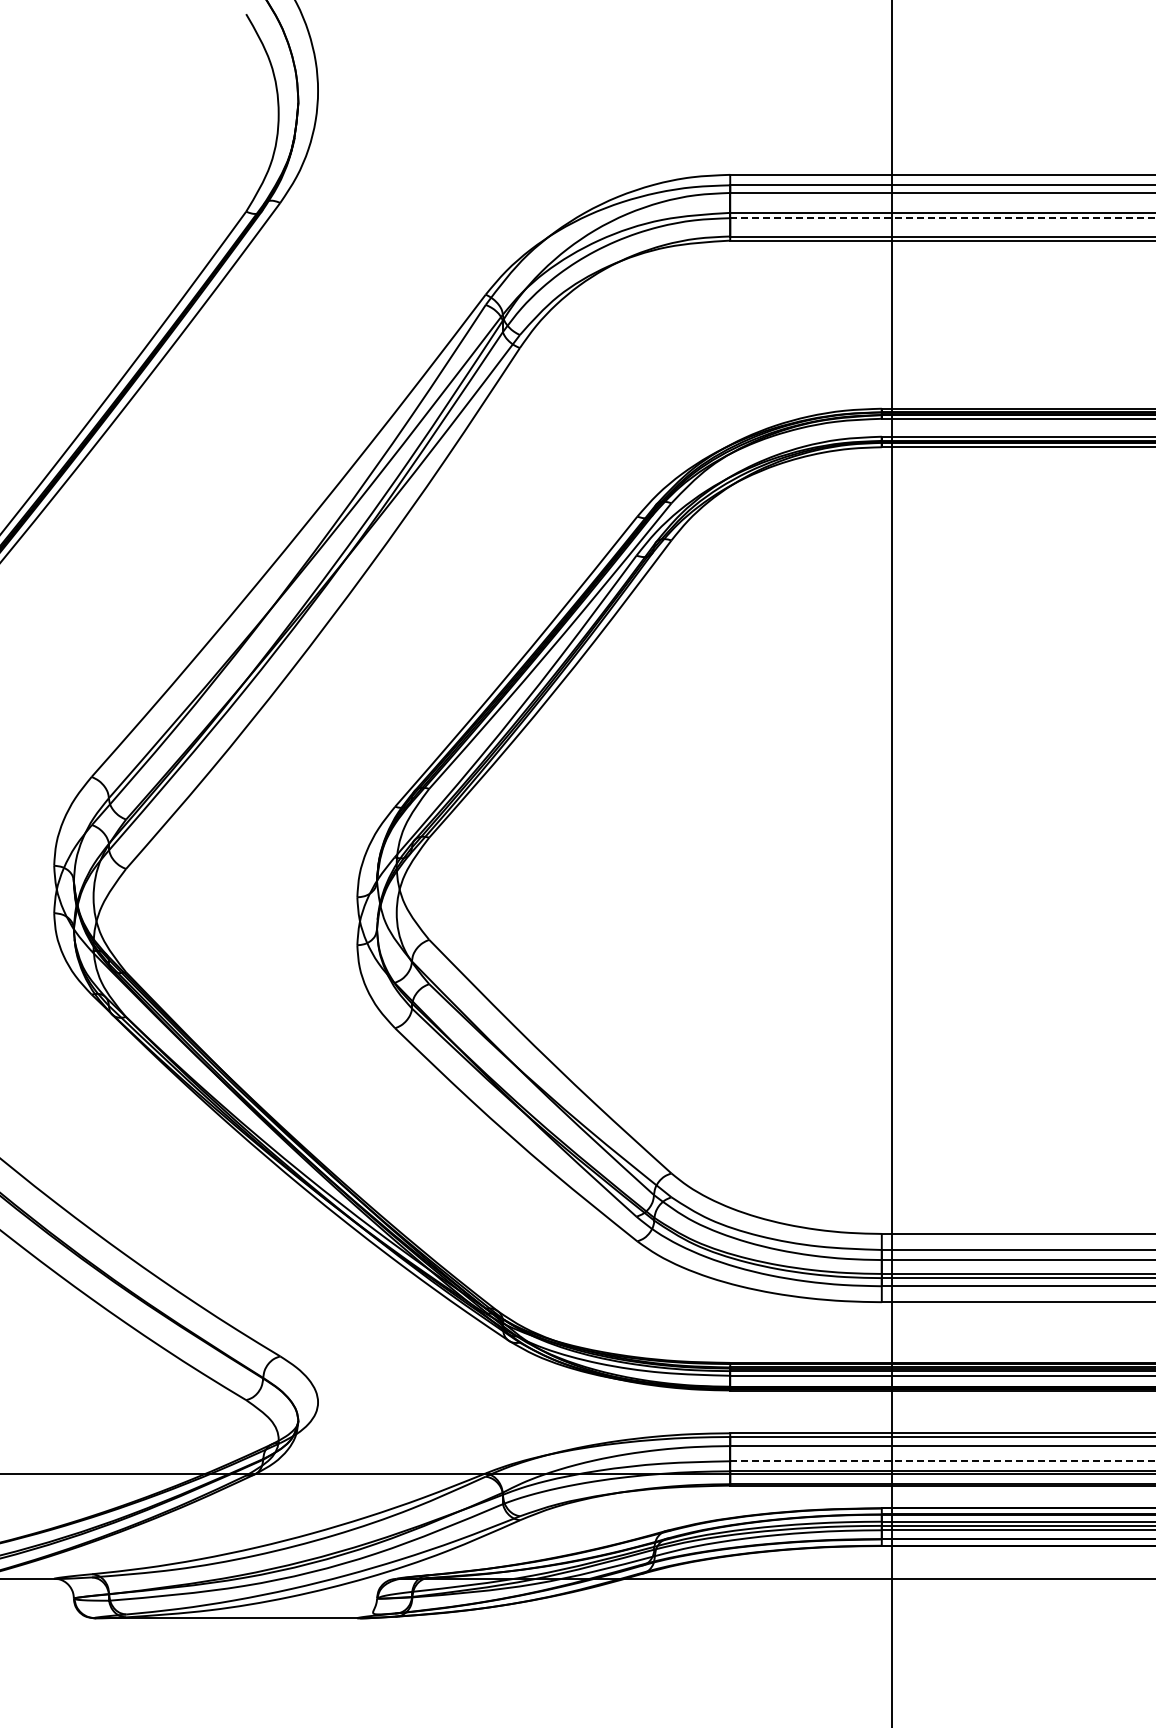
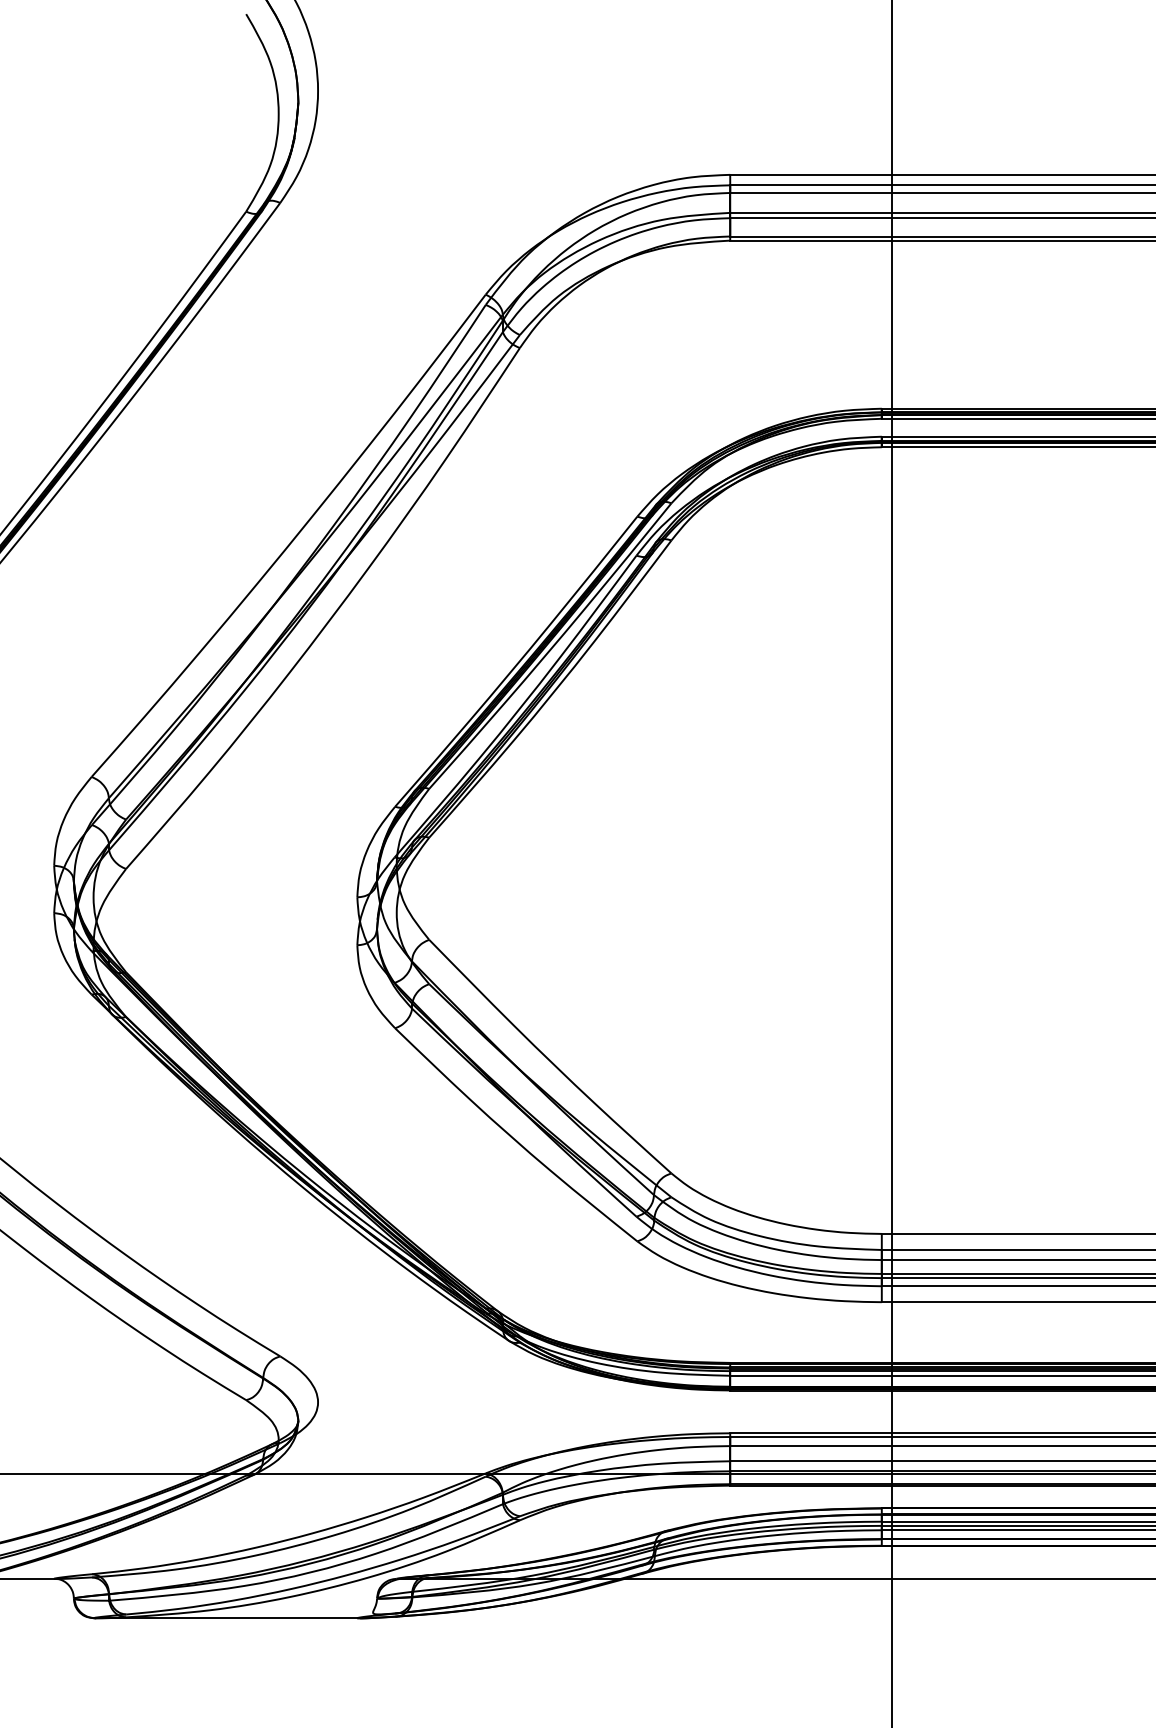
line: dashed -> solid (942, 218)
line: dashed -> solid (942, 1461)
